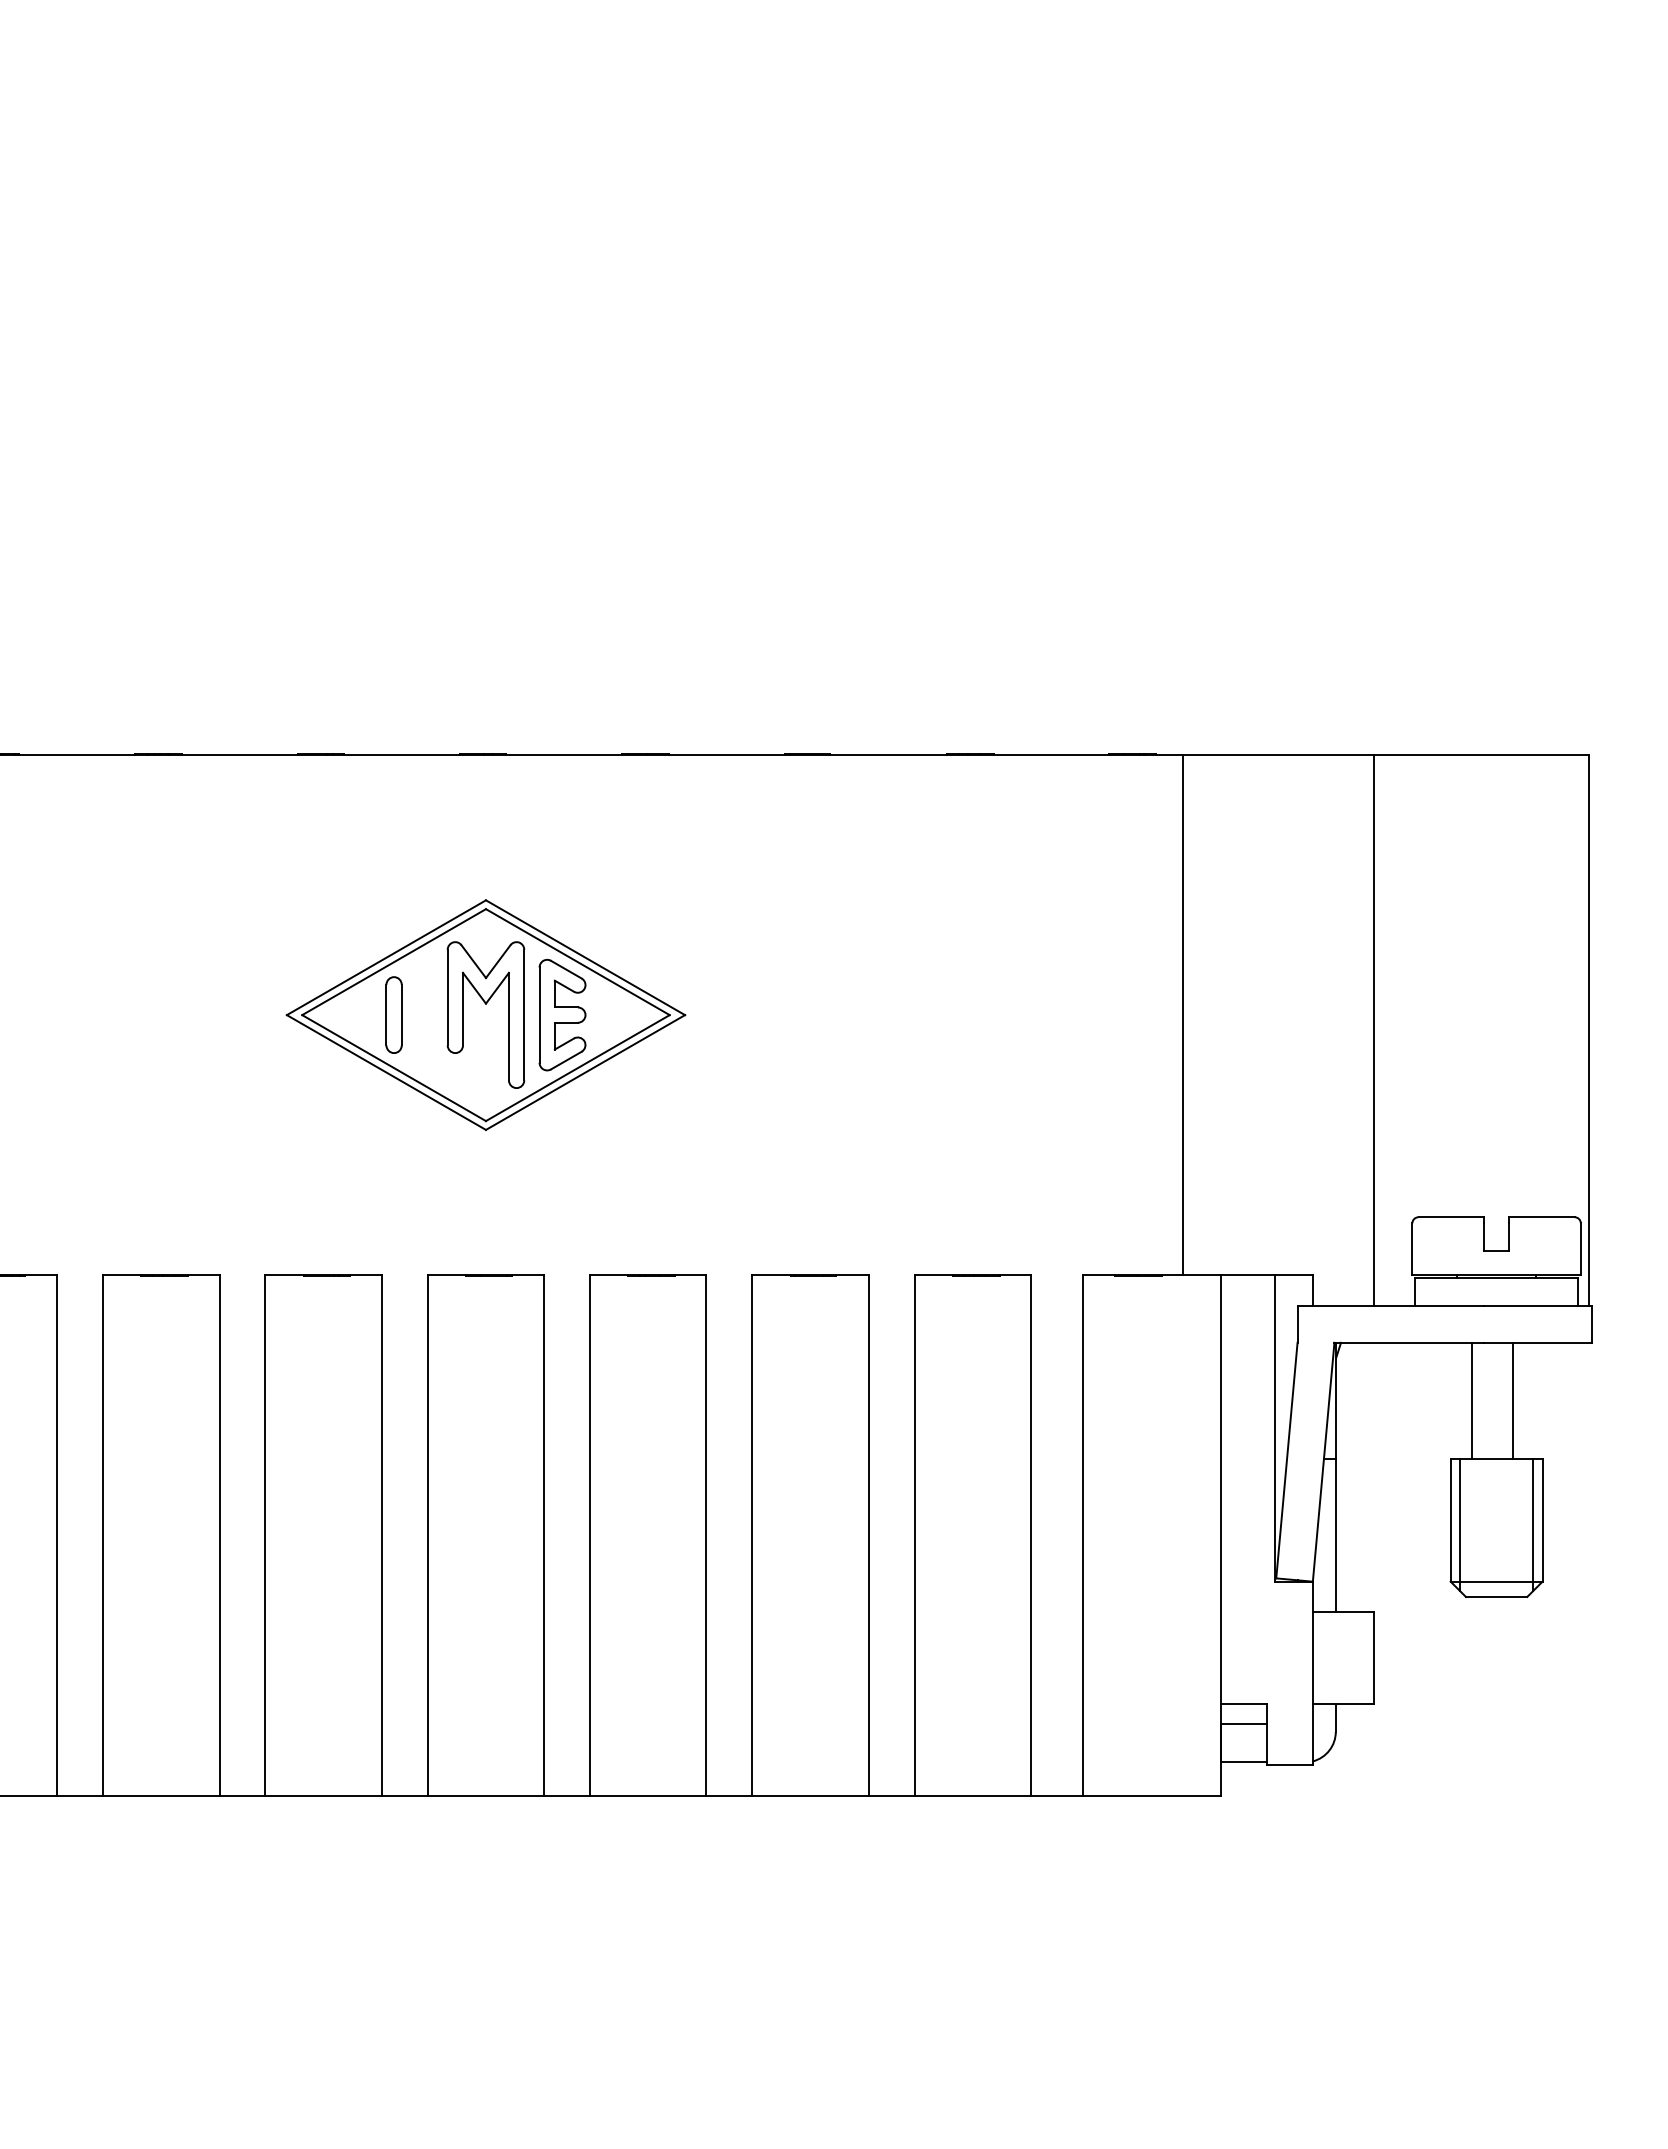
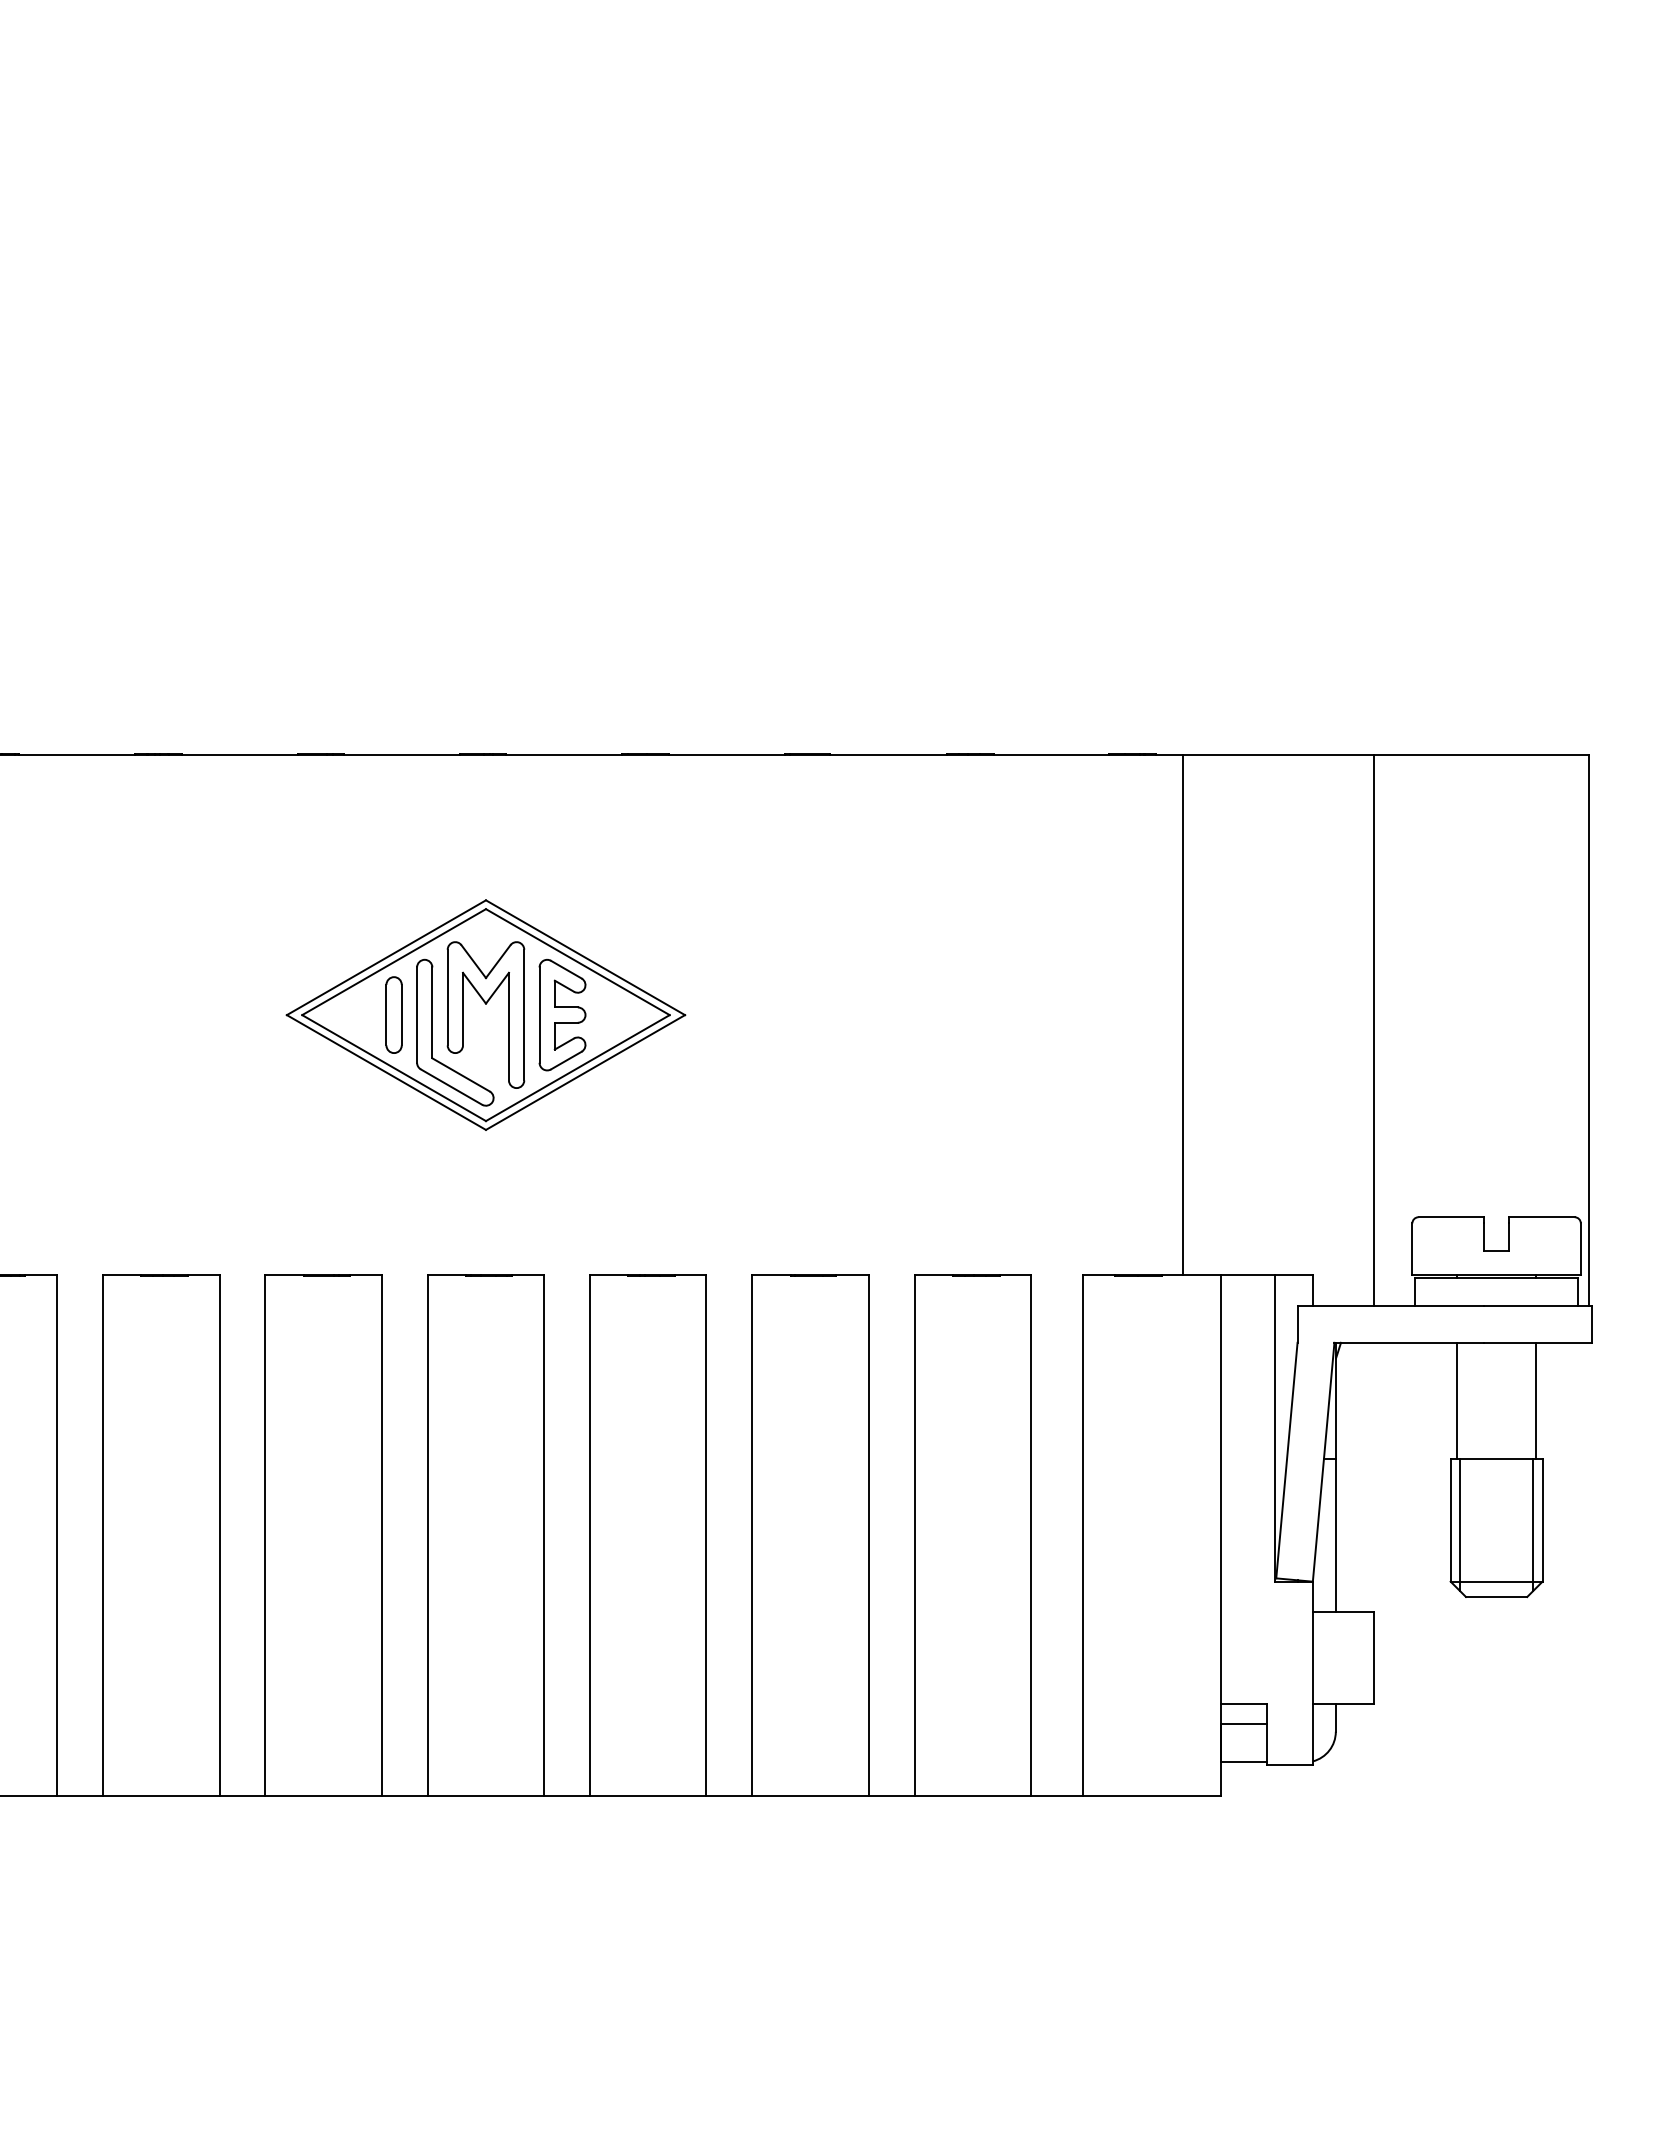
part: none -> present (432, 1032)
line position: (1471, 1400) -> (1456, 1400) (1456, 1400)
line position: (1513, 1400) -> (1536, 1400) (1536, 1400)
